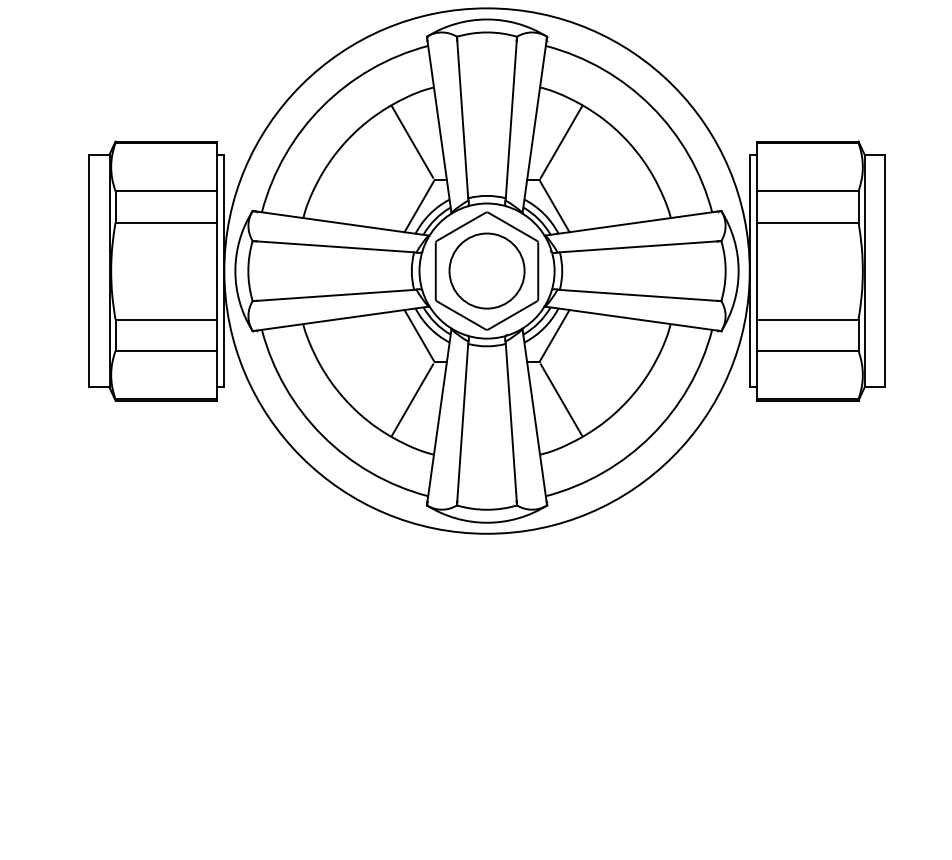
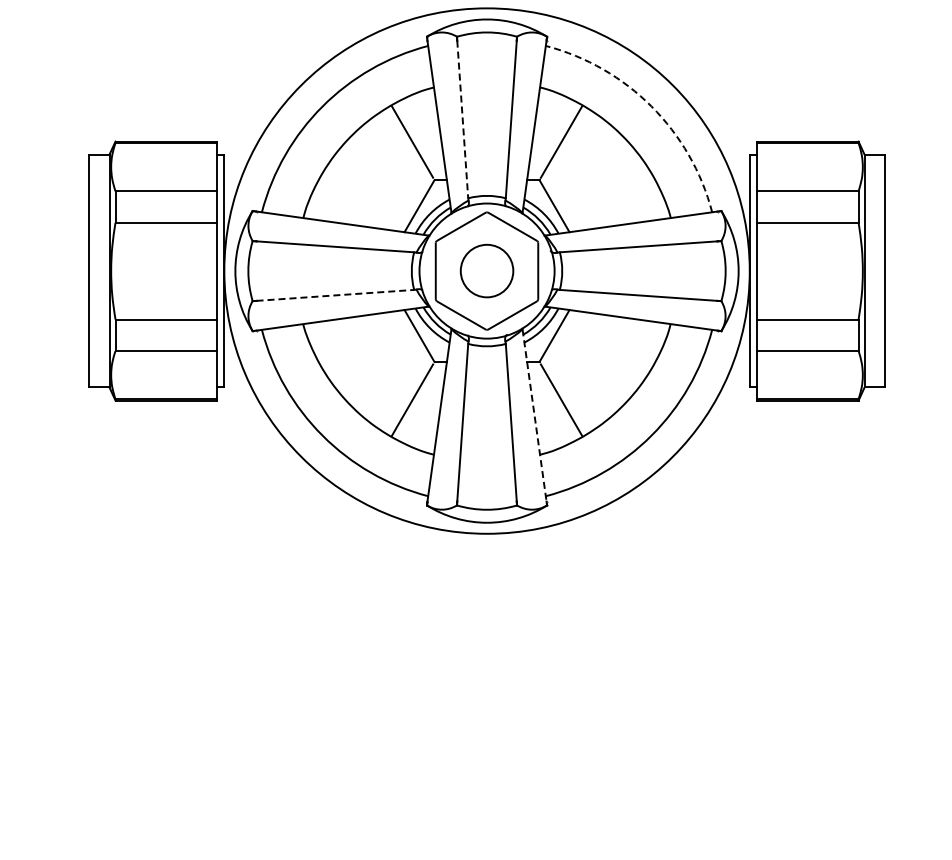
arc: solid -> dashed (651, 106)
line: solid -> dashed (462, 119)
circle diameter: 75 px -> 53 px (486, 270)
line: solid -> dashed (335, 295)
line: solid -> dashed (534, 415)
